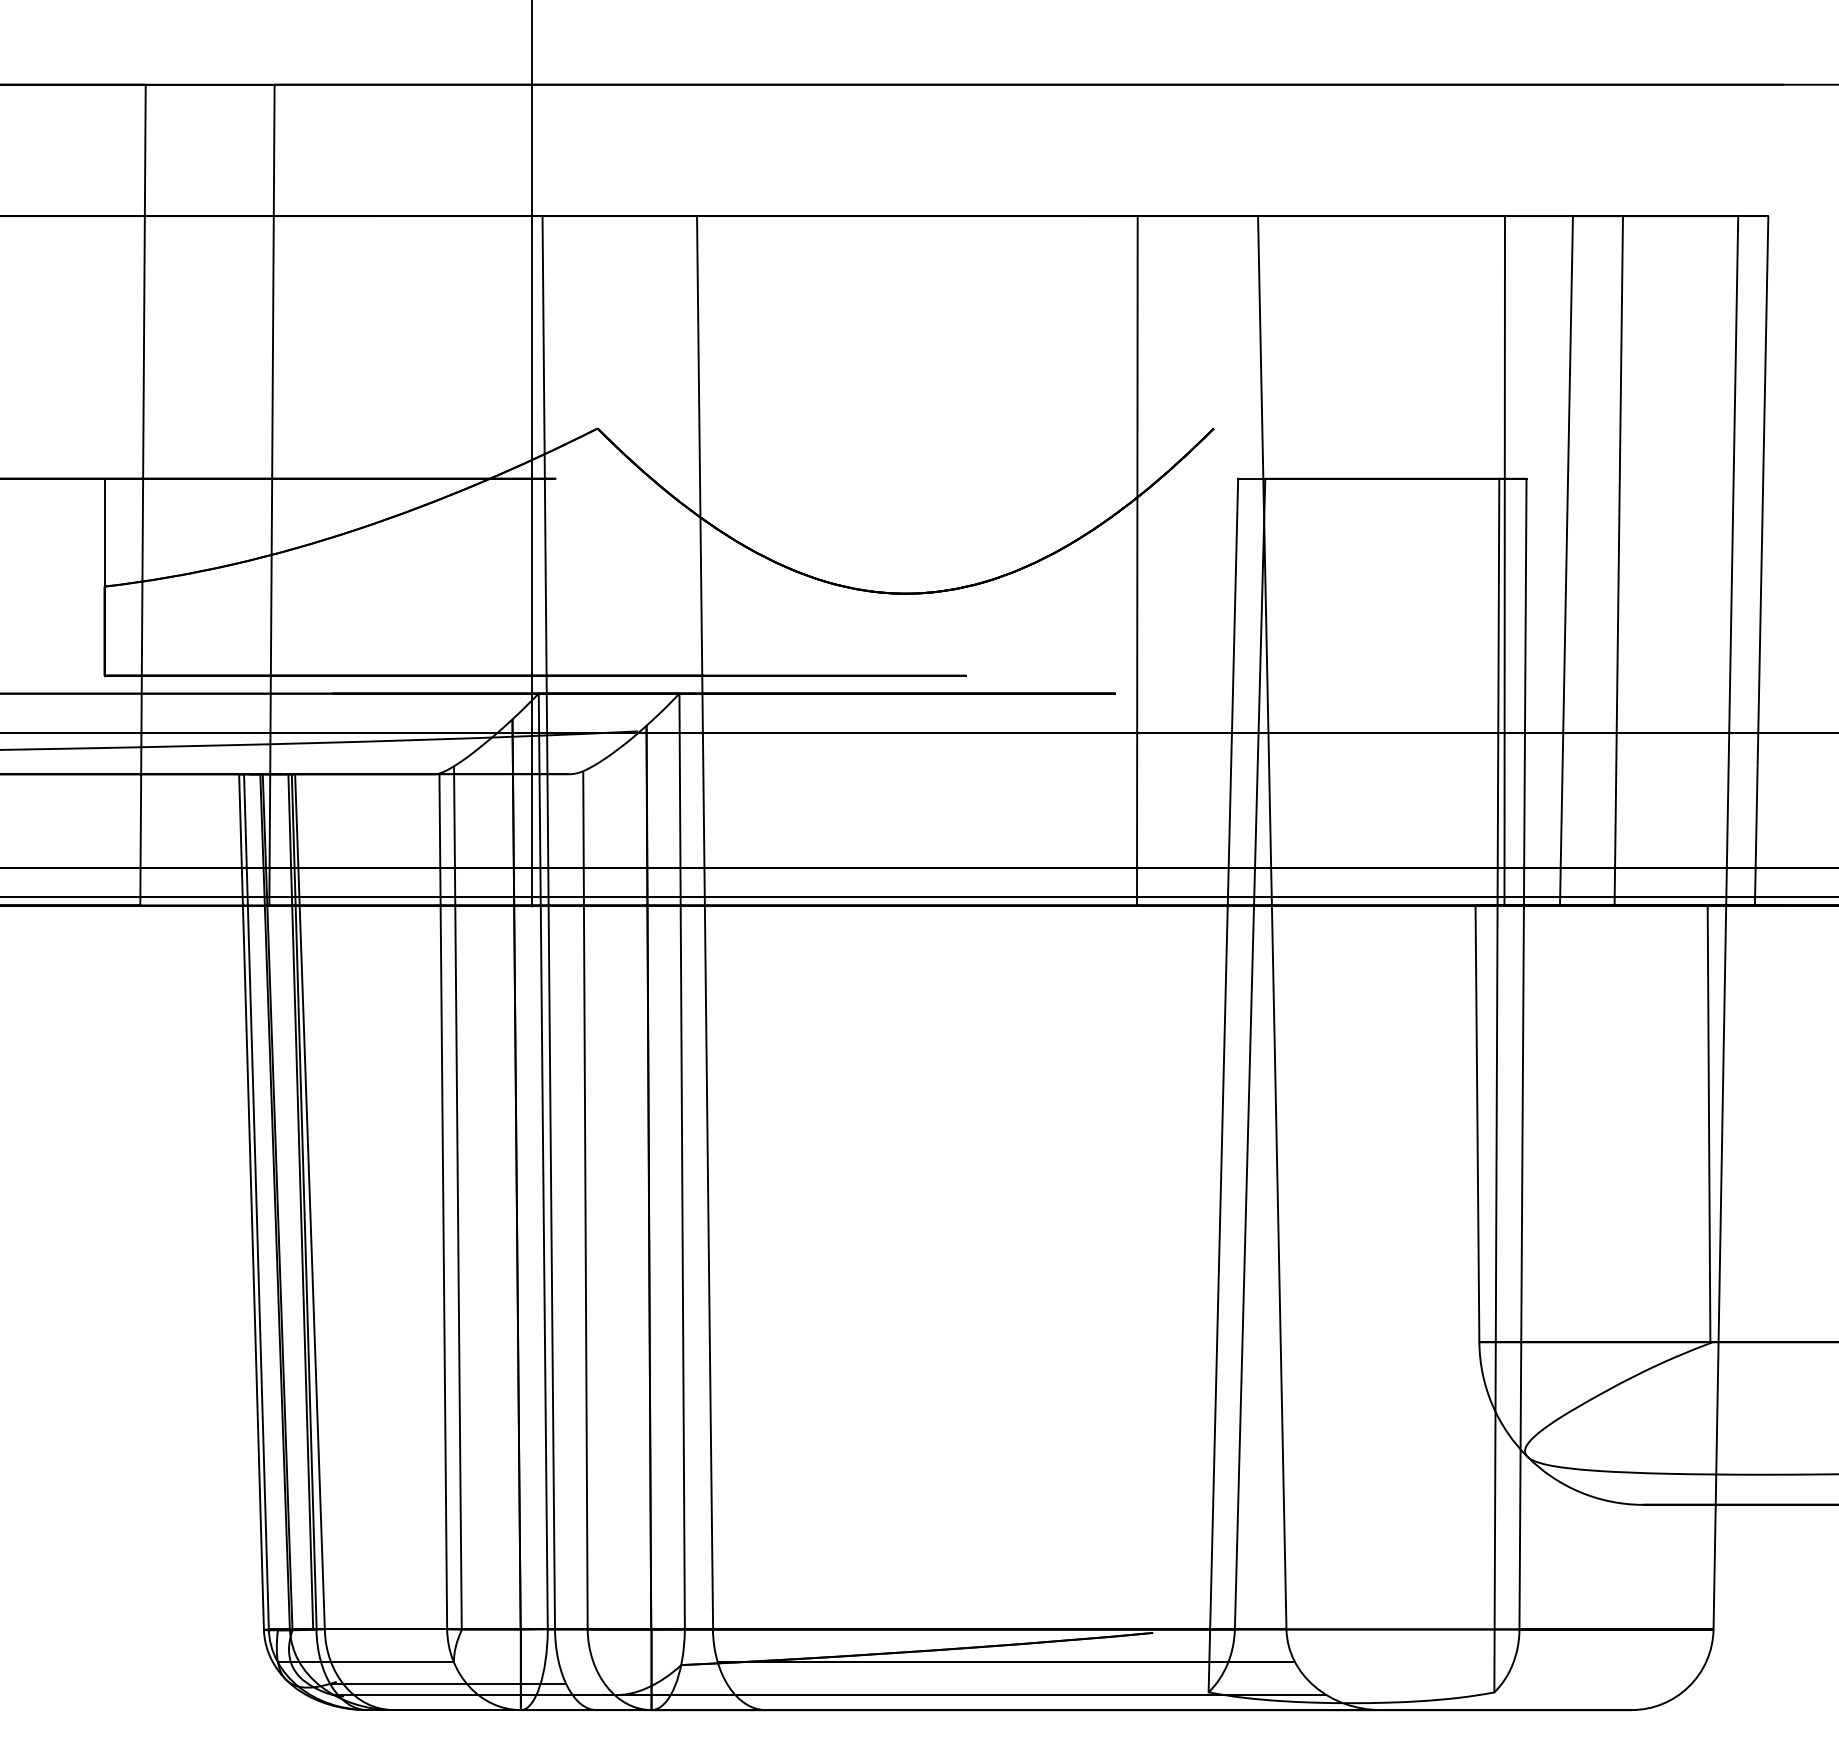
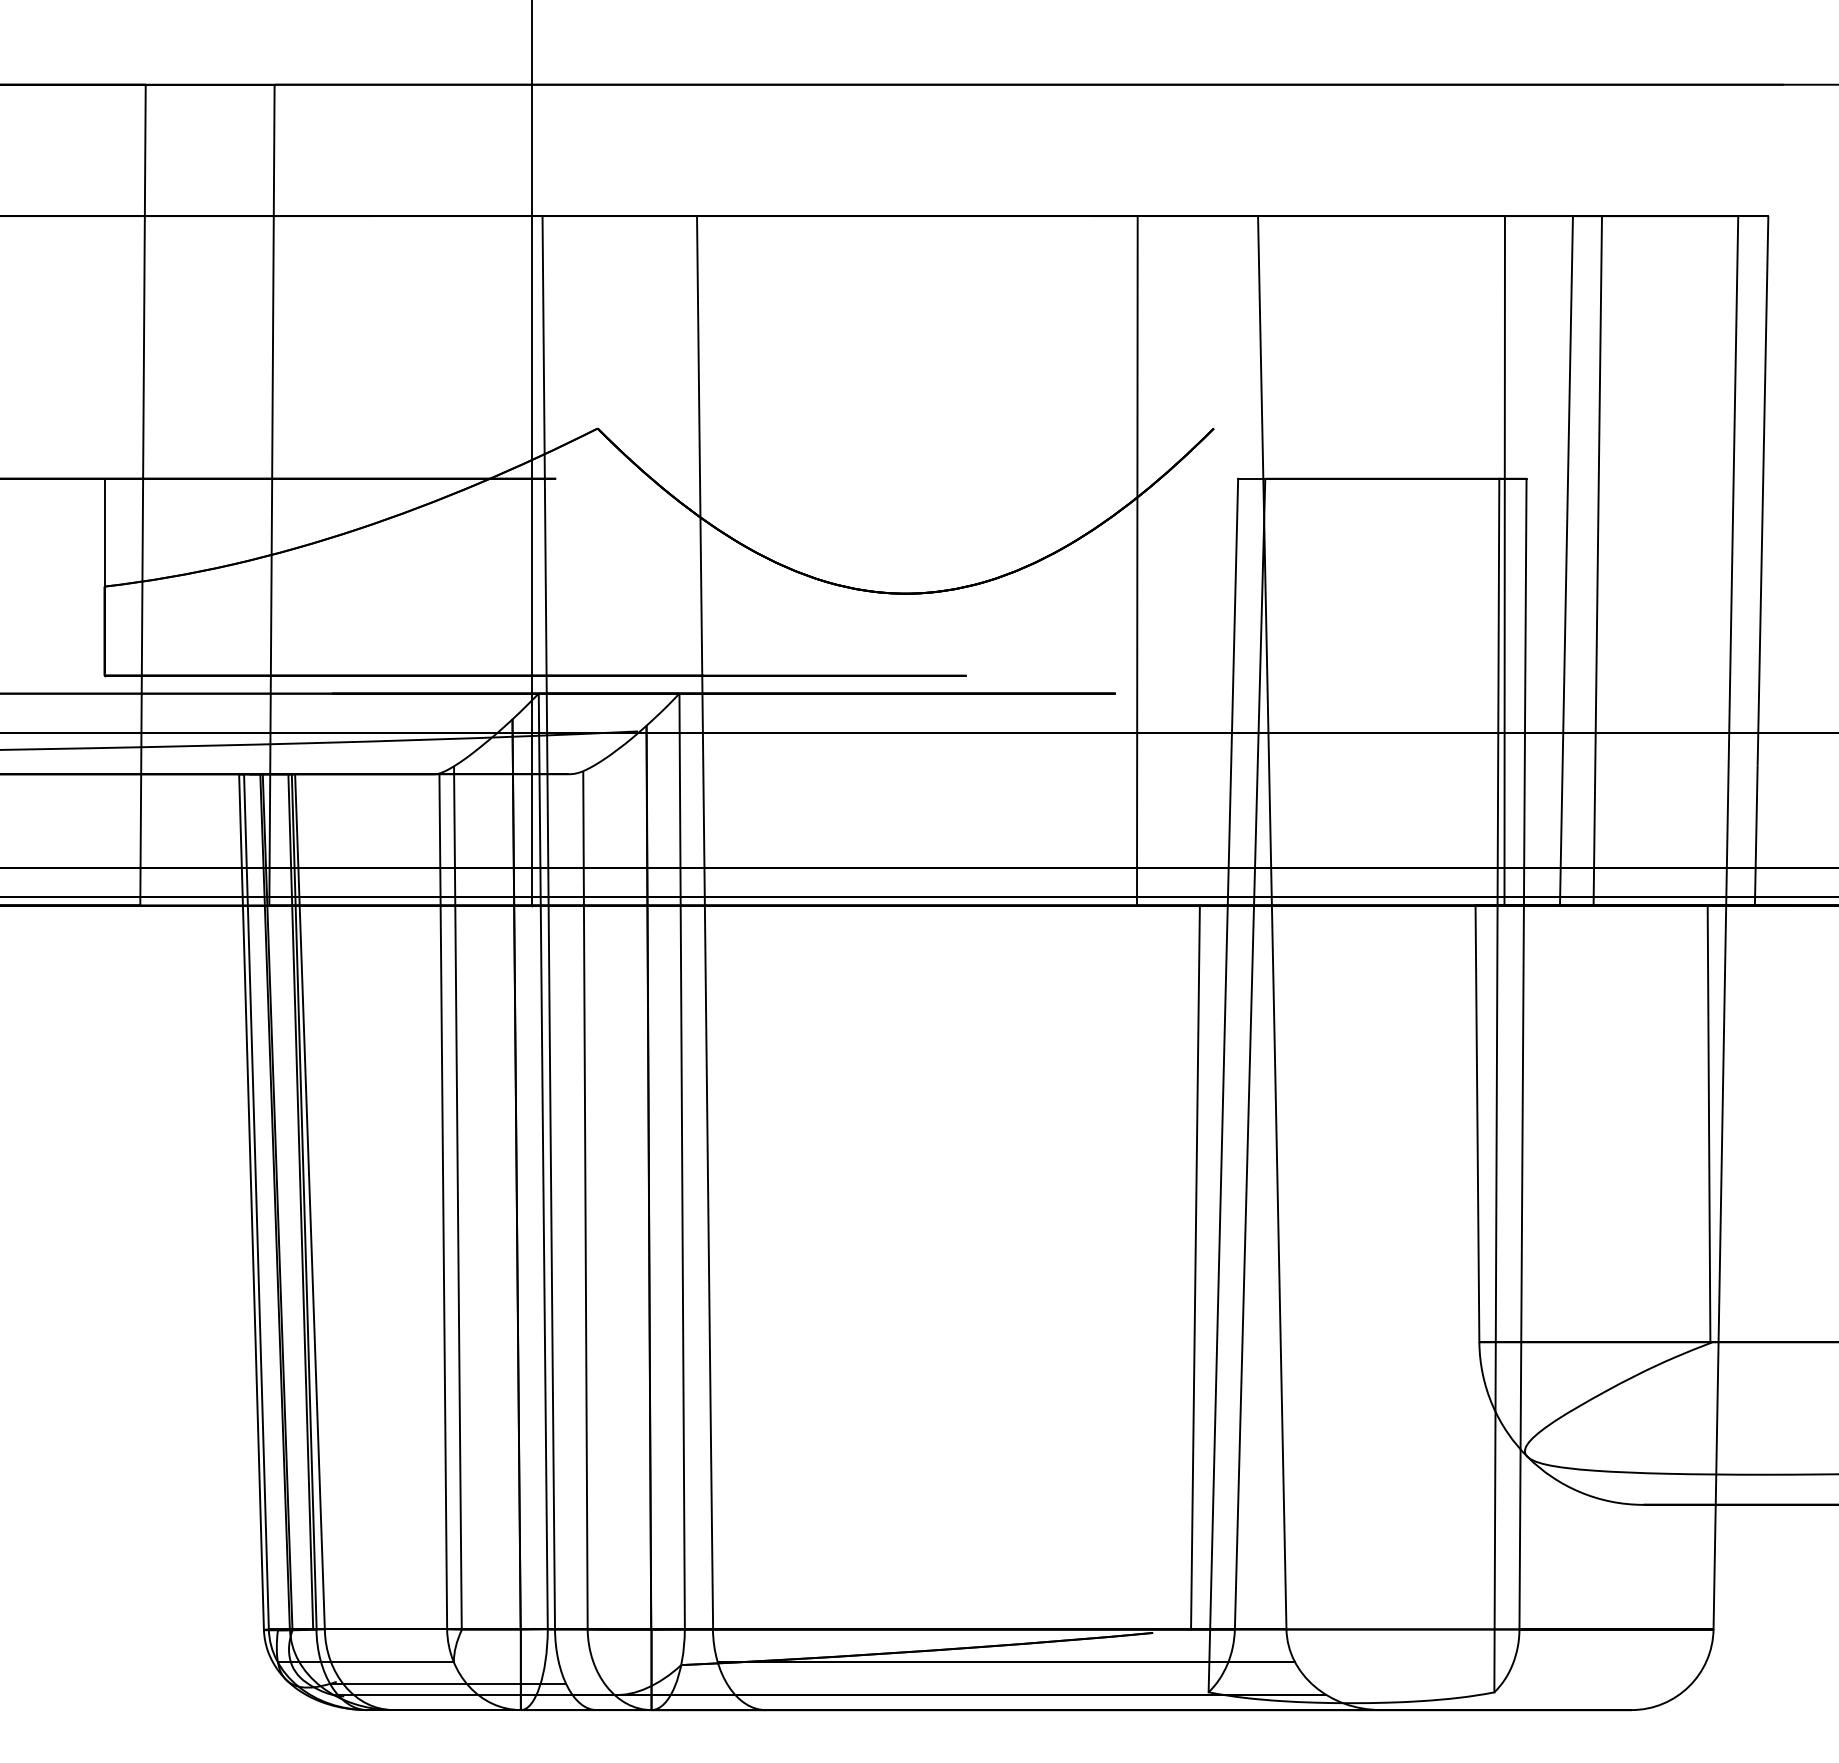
line position: (1618, 560) -> (1597, 560) (1597, 560)
line: none -> present (1195, 1267)
